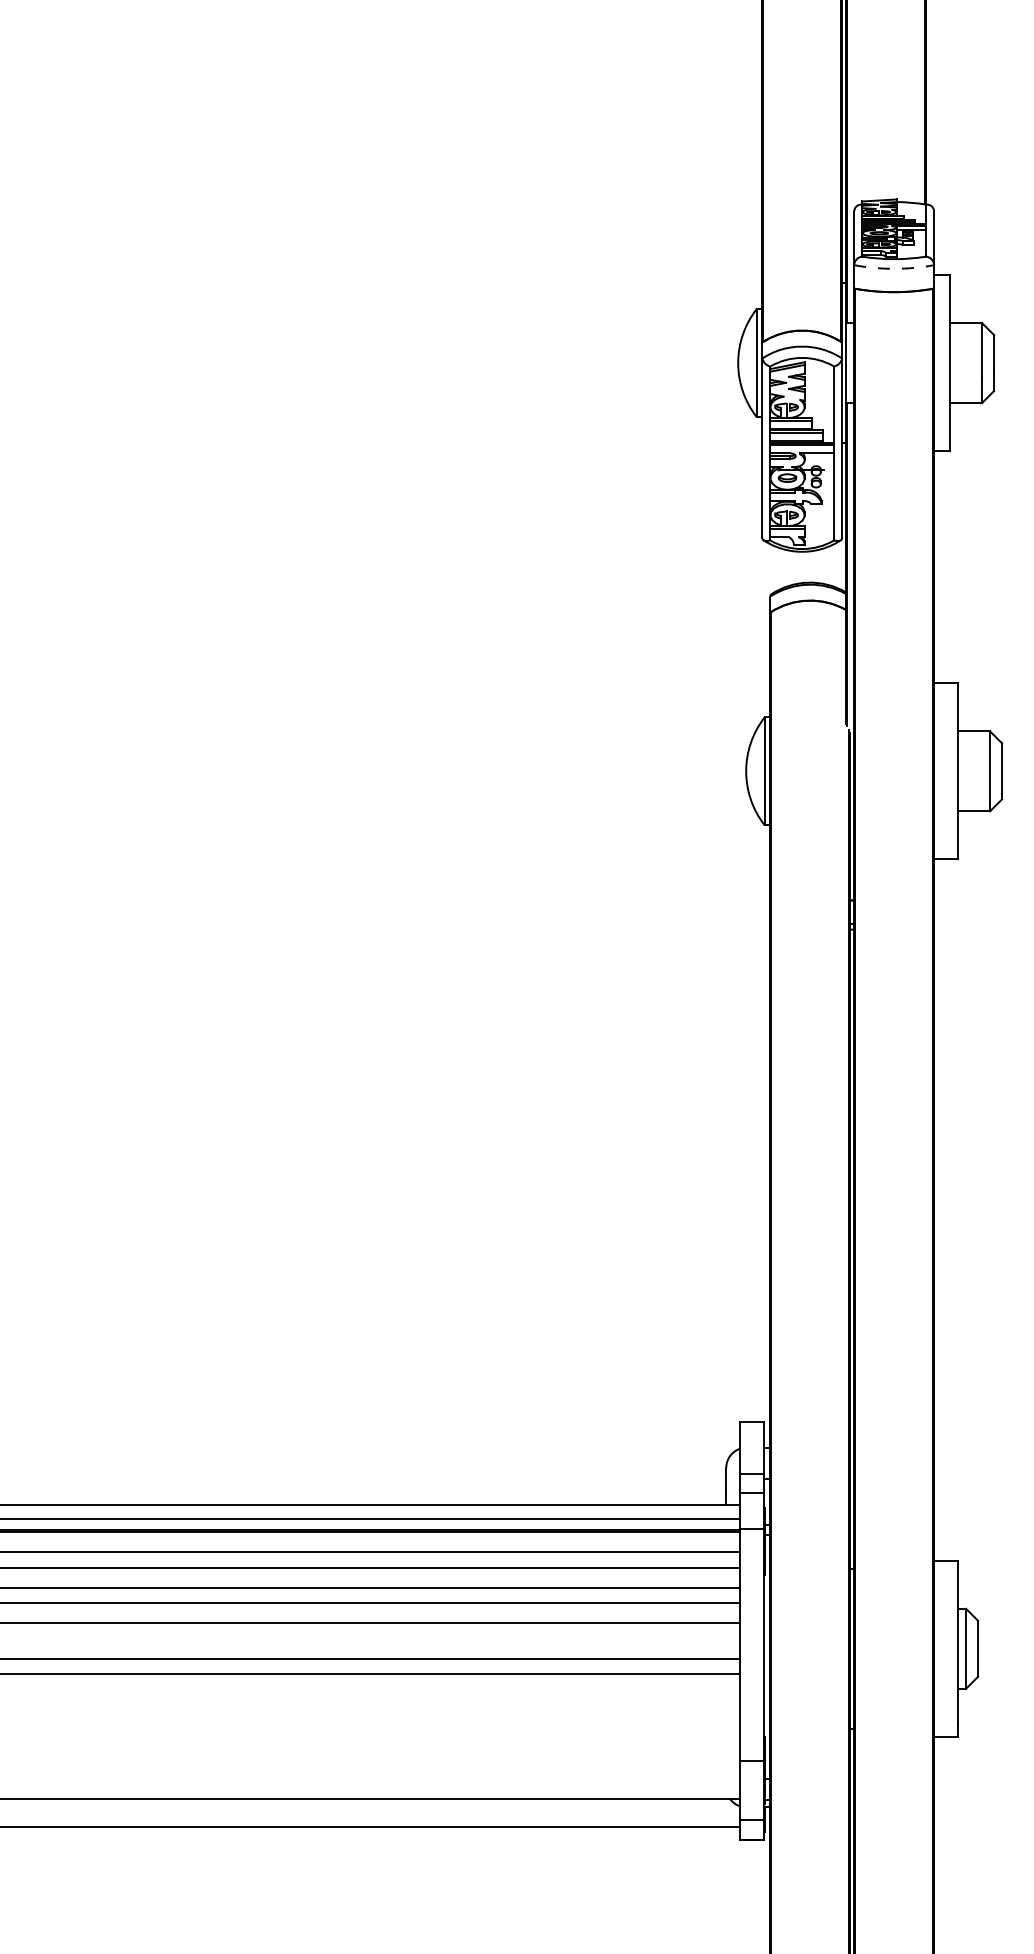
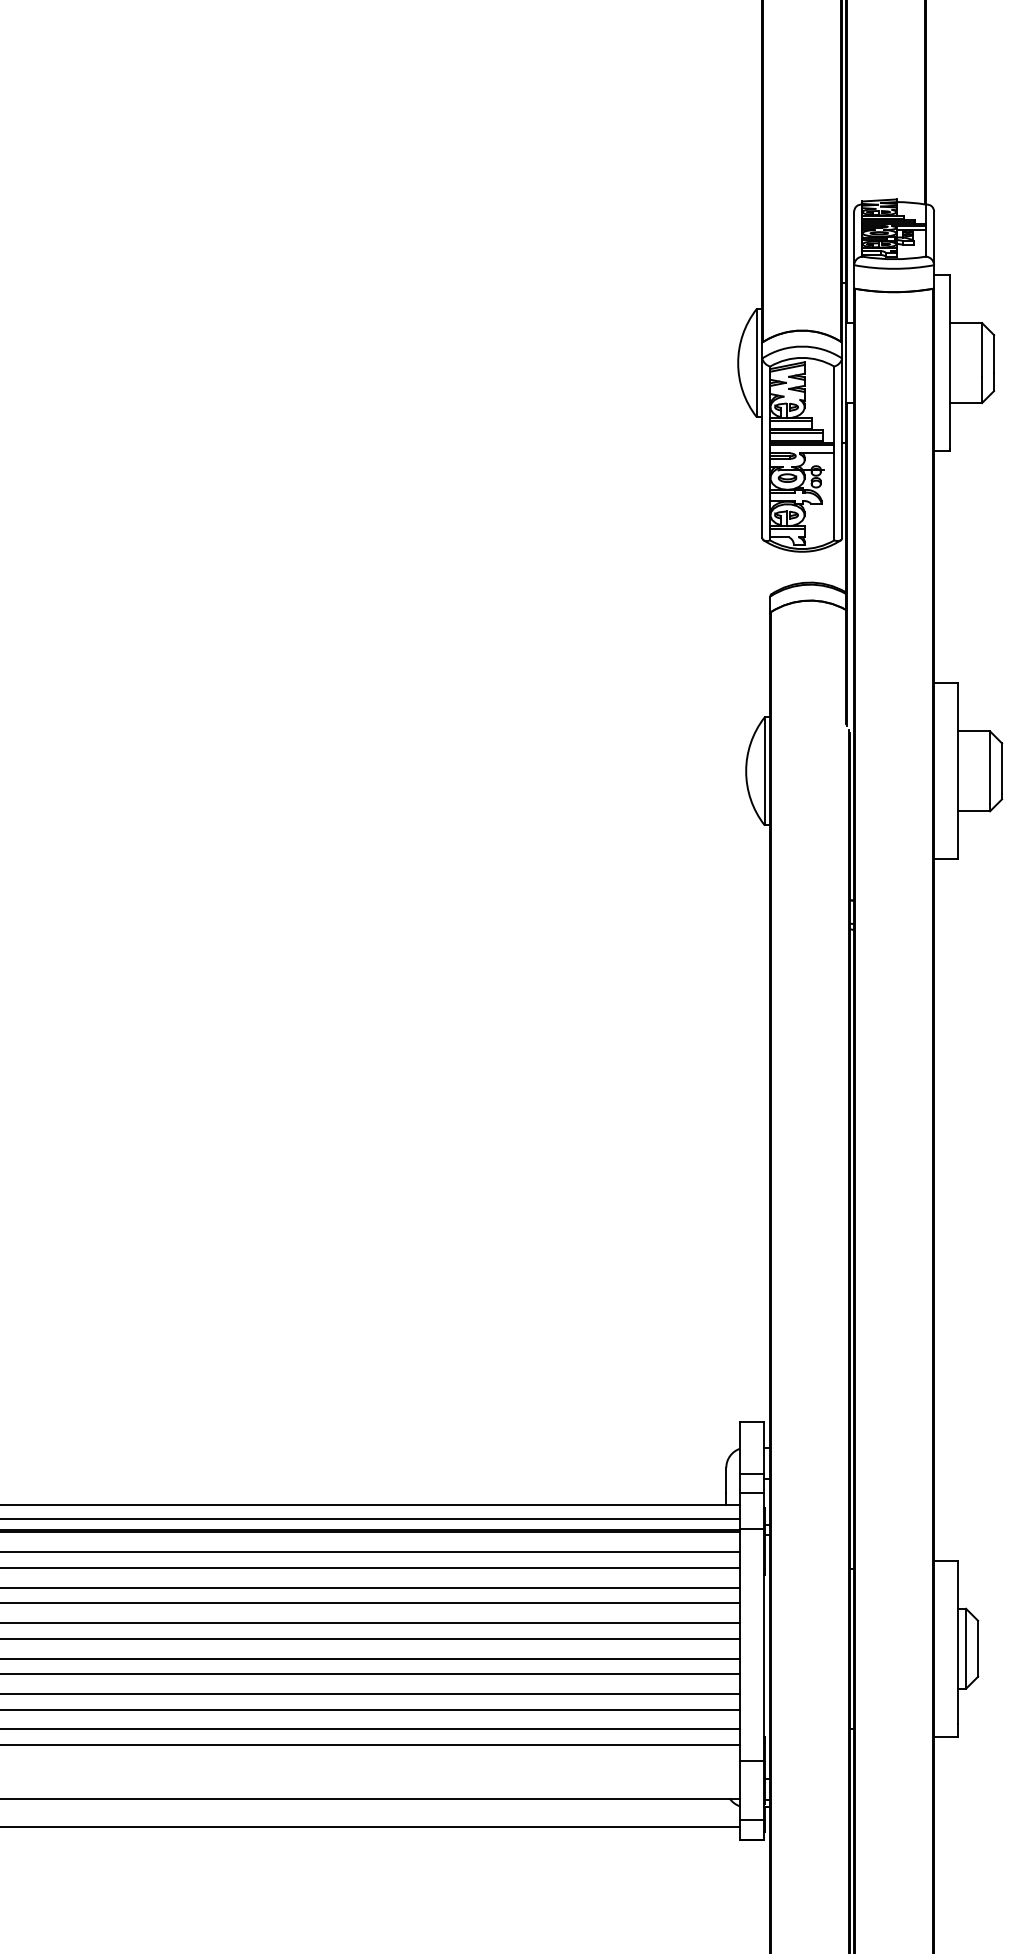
arc: dashed -> solid (894, 268)
line: none -> present (370, 1638)
line: none -> present (370, 1694)
line: none -> present (370, 1709)
line: none -> present (370, 1729)
line: none -> present (370, 1745)
